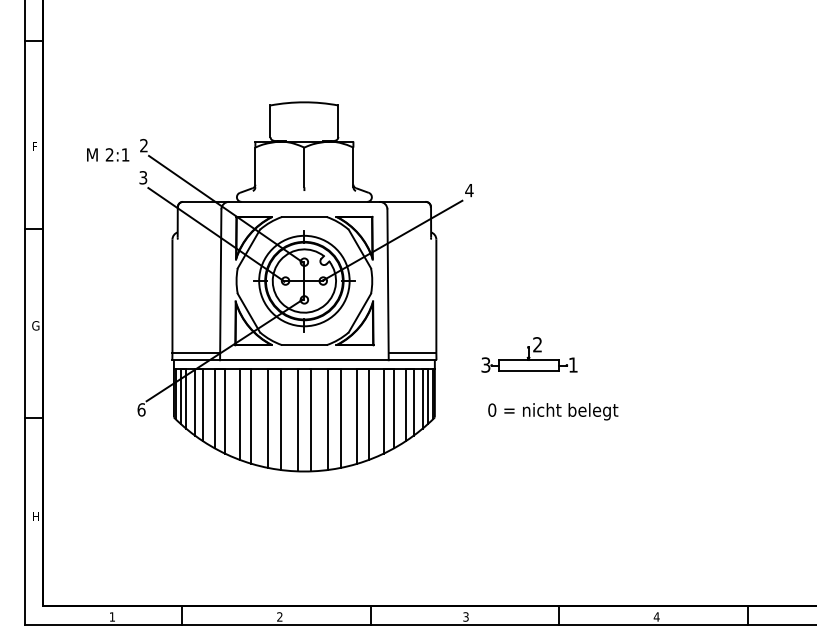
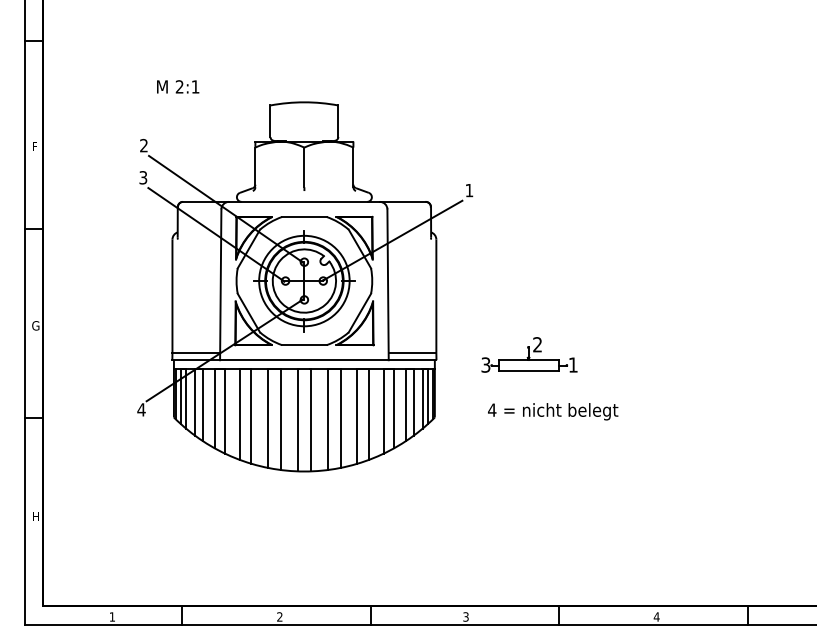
text position: (108, 154) -> (178, 86) (178, 86)
text: 4 -> 1 (469, 190)
text: 6 -> 4 (141, 409)
text: 0 -> 4 (492, 409)
